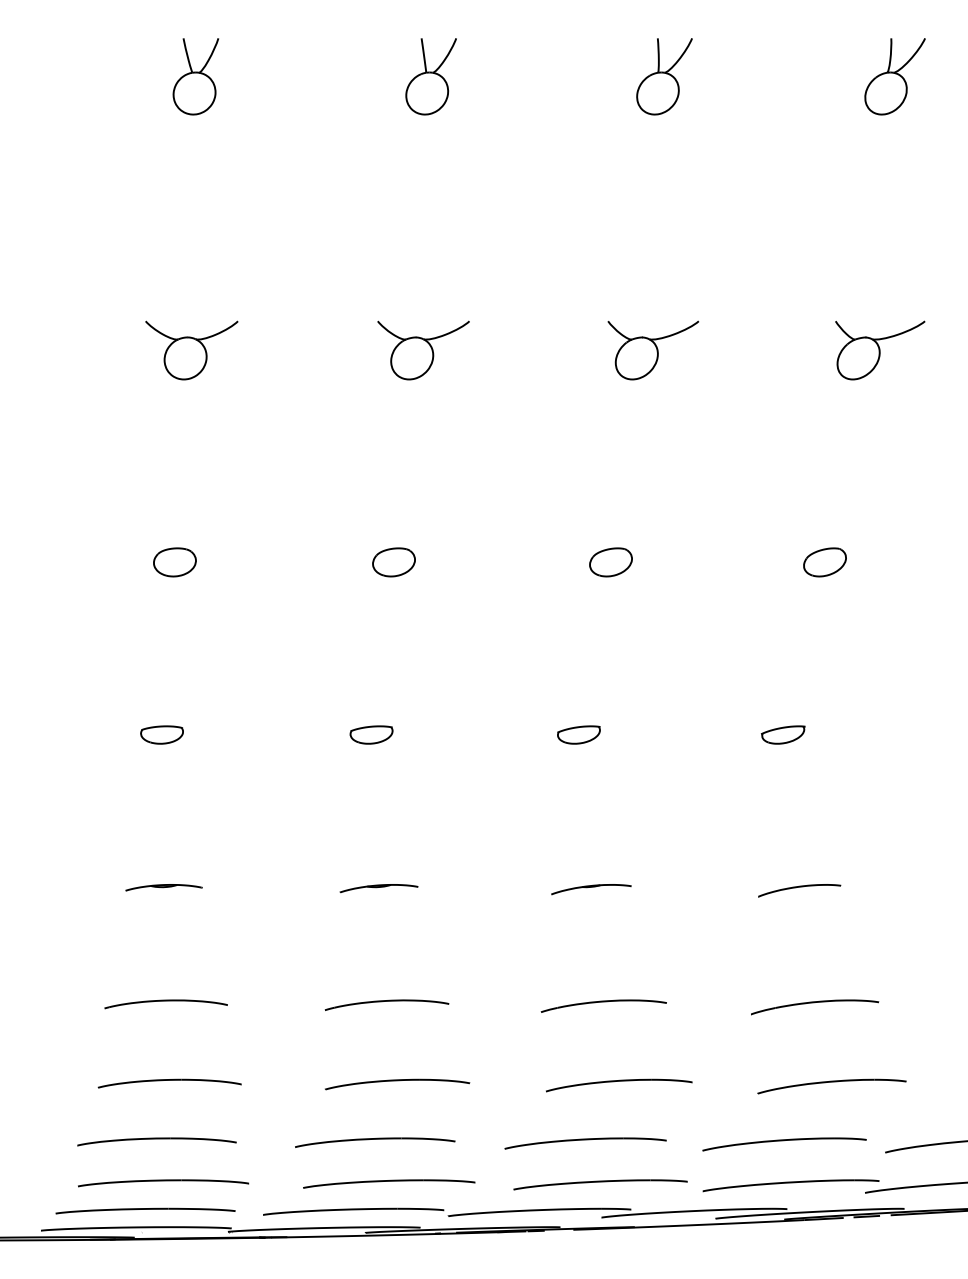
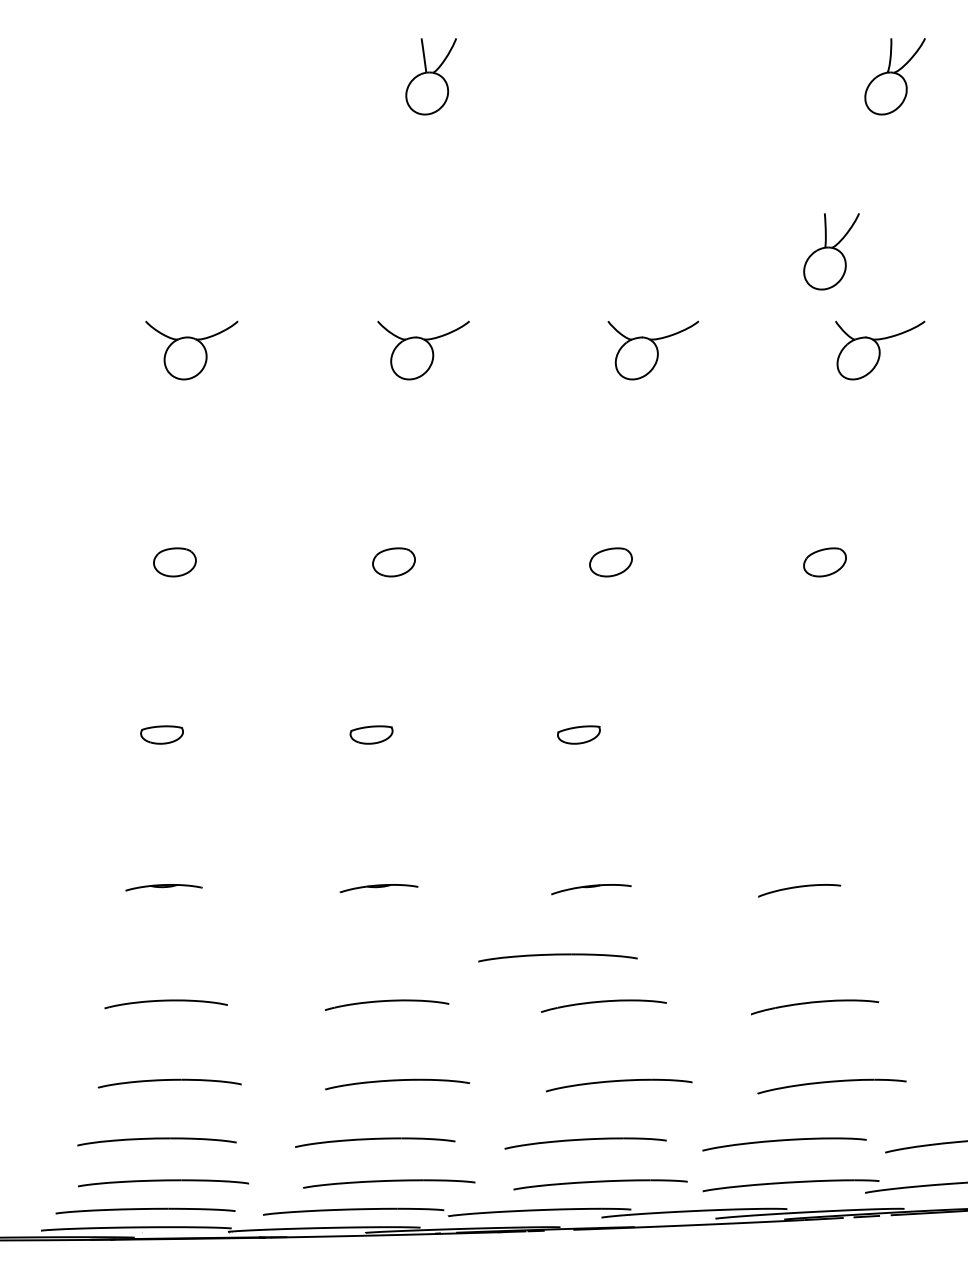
part: present -> none (195, 76)
part position: (664, 76) -> (831, 251) (831, 251)
part: present -> none (783, 734)
part: none -> present (557, 957)
